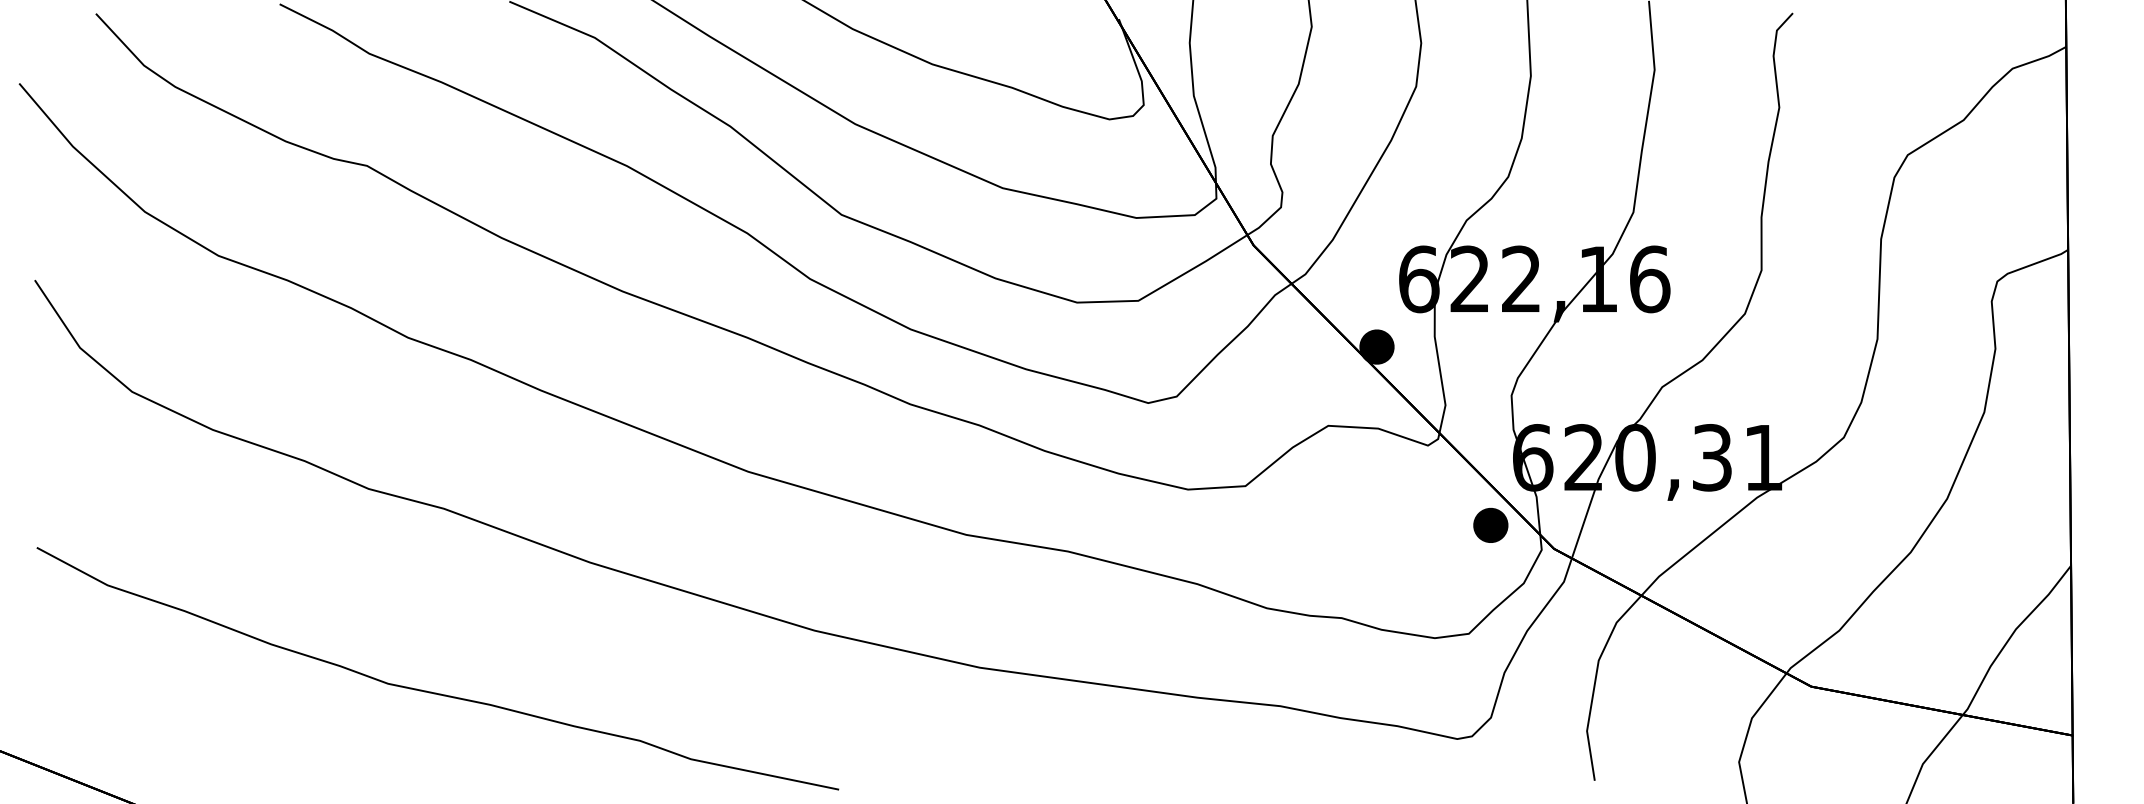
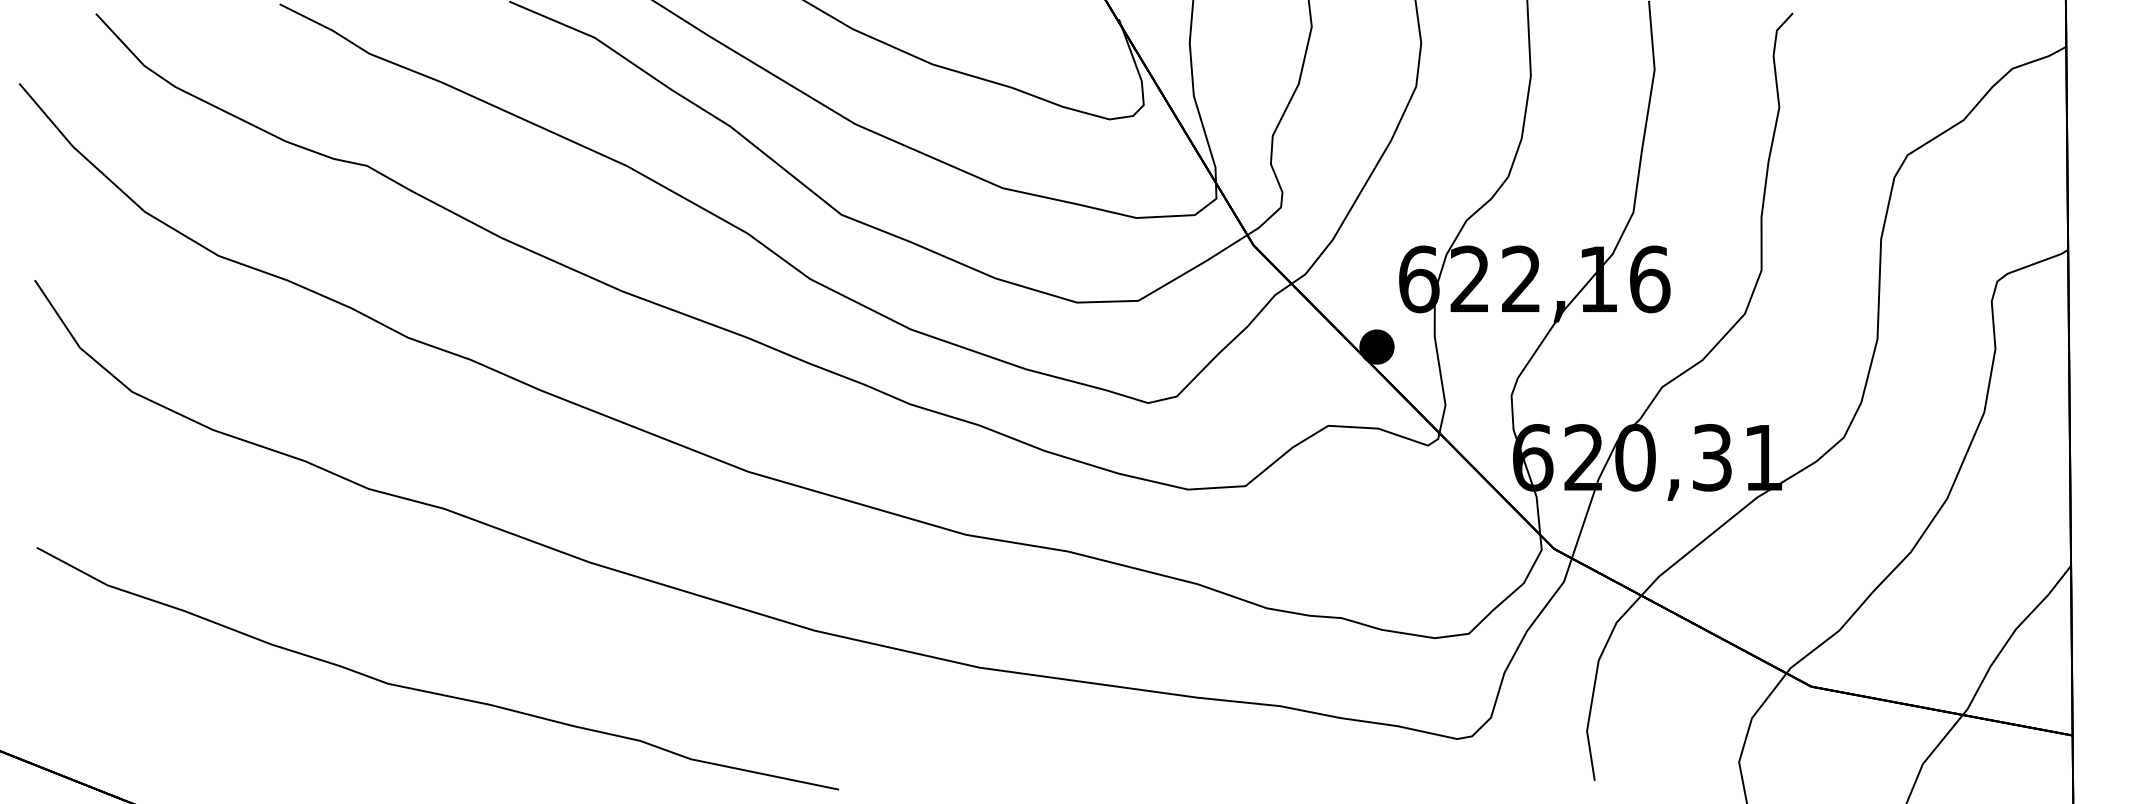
part: present -> none (1490, 525)
